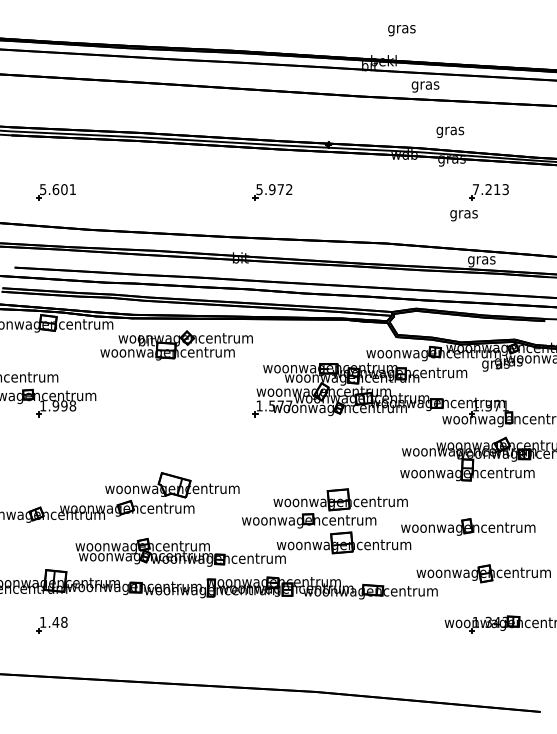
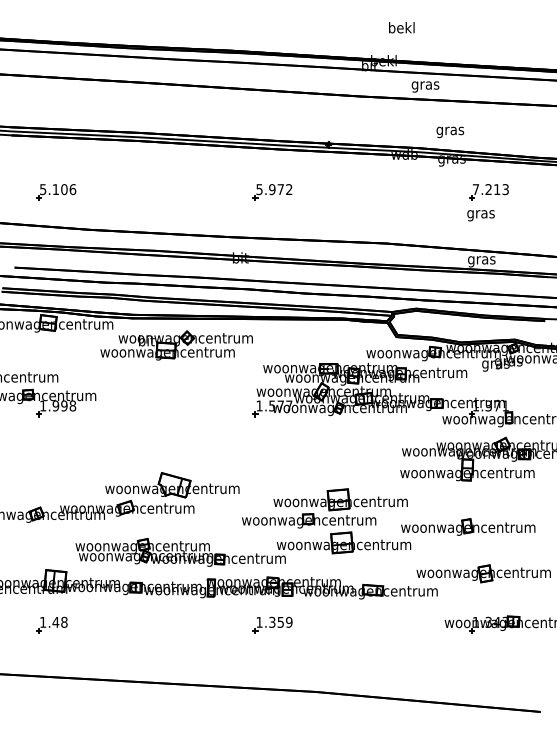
text: gras -> bekl (401, 29)
text: 5.601 -> 5.106 (64, 189)
text position: (463, 215) -> (480, 215) (480, 215)
part: none -> present (272, 624)
